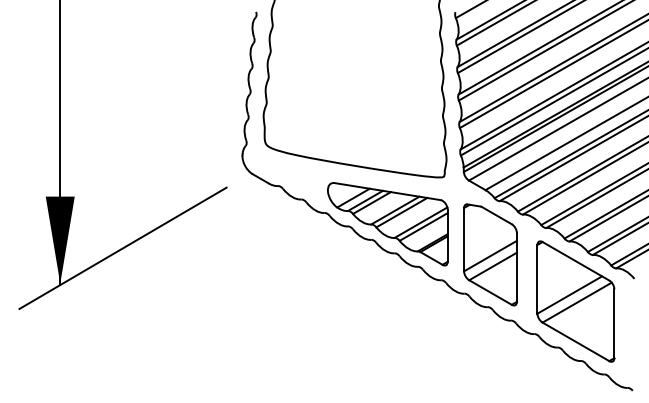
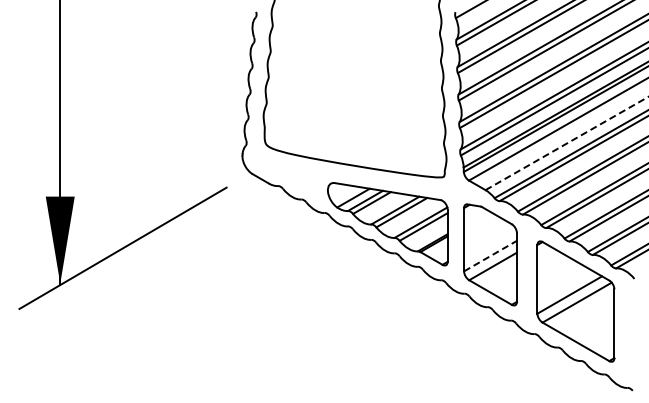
line: solid -> dashed (567, 143)
line: solid -> dashed (490, 256)
